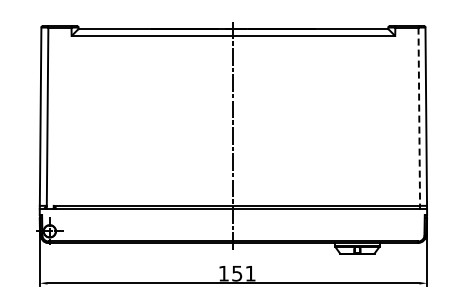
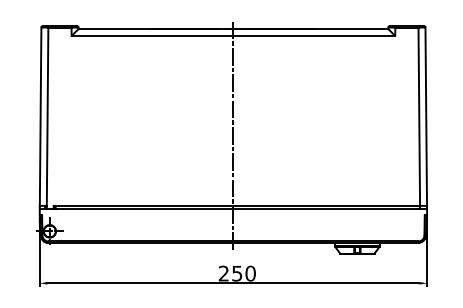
line: dashed -> solid (419, 117)
text: 151 -> 250 (236, 273)
